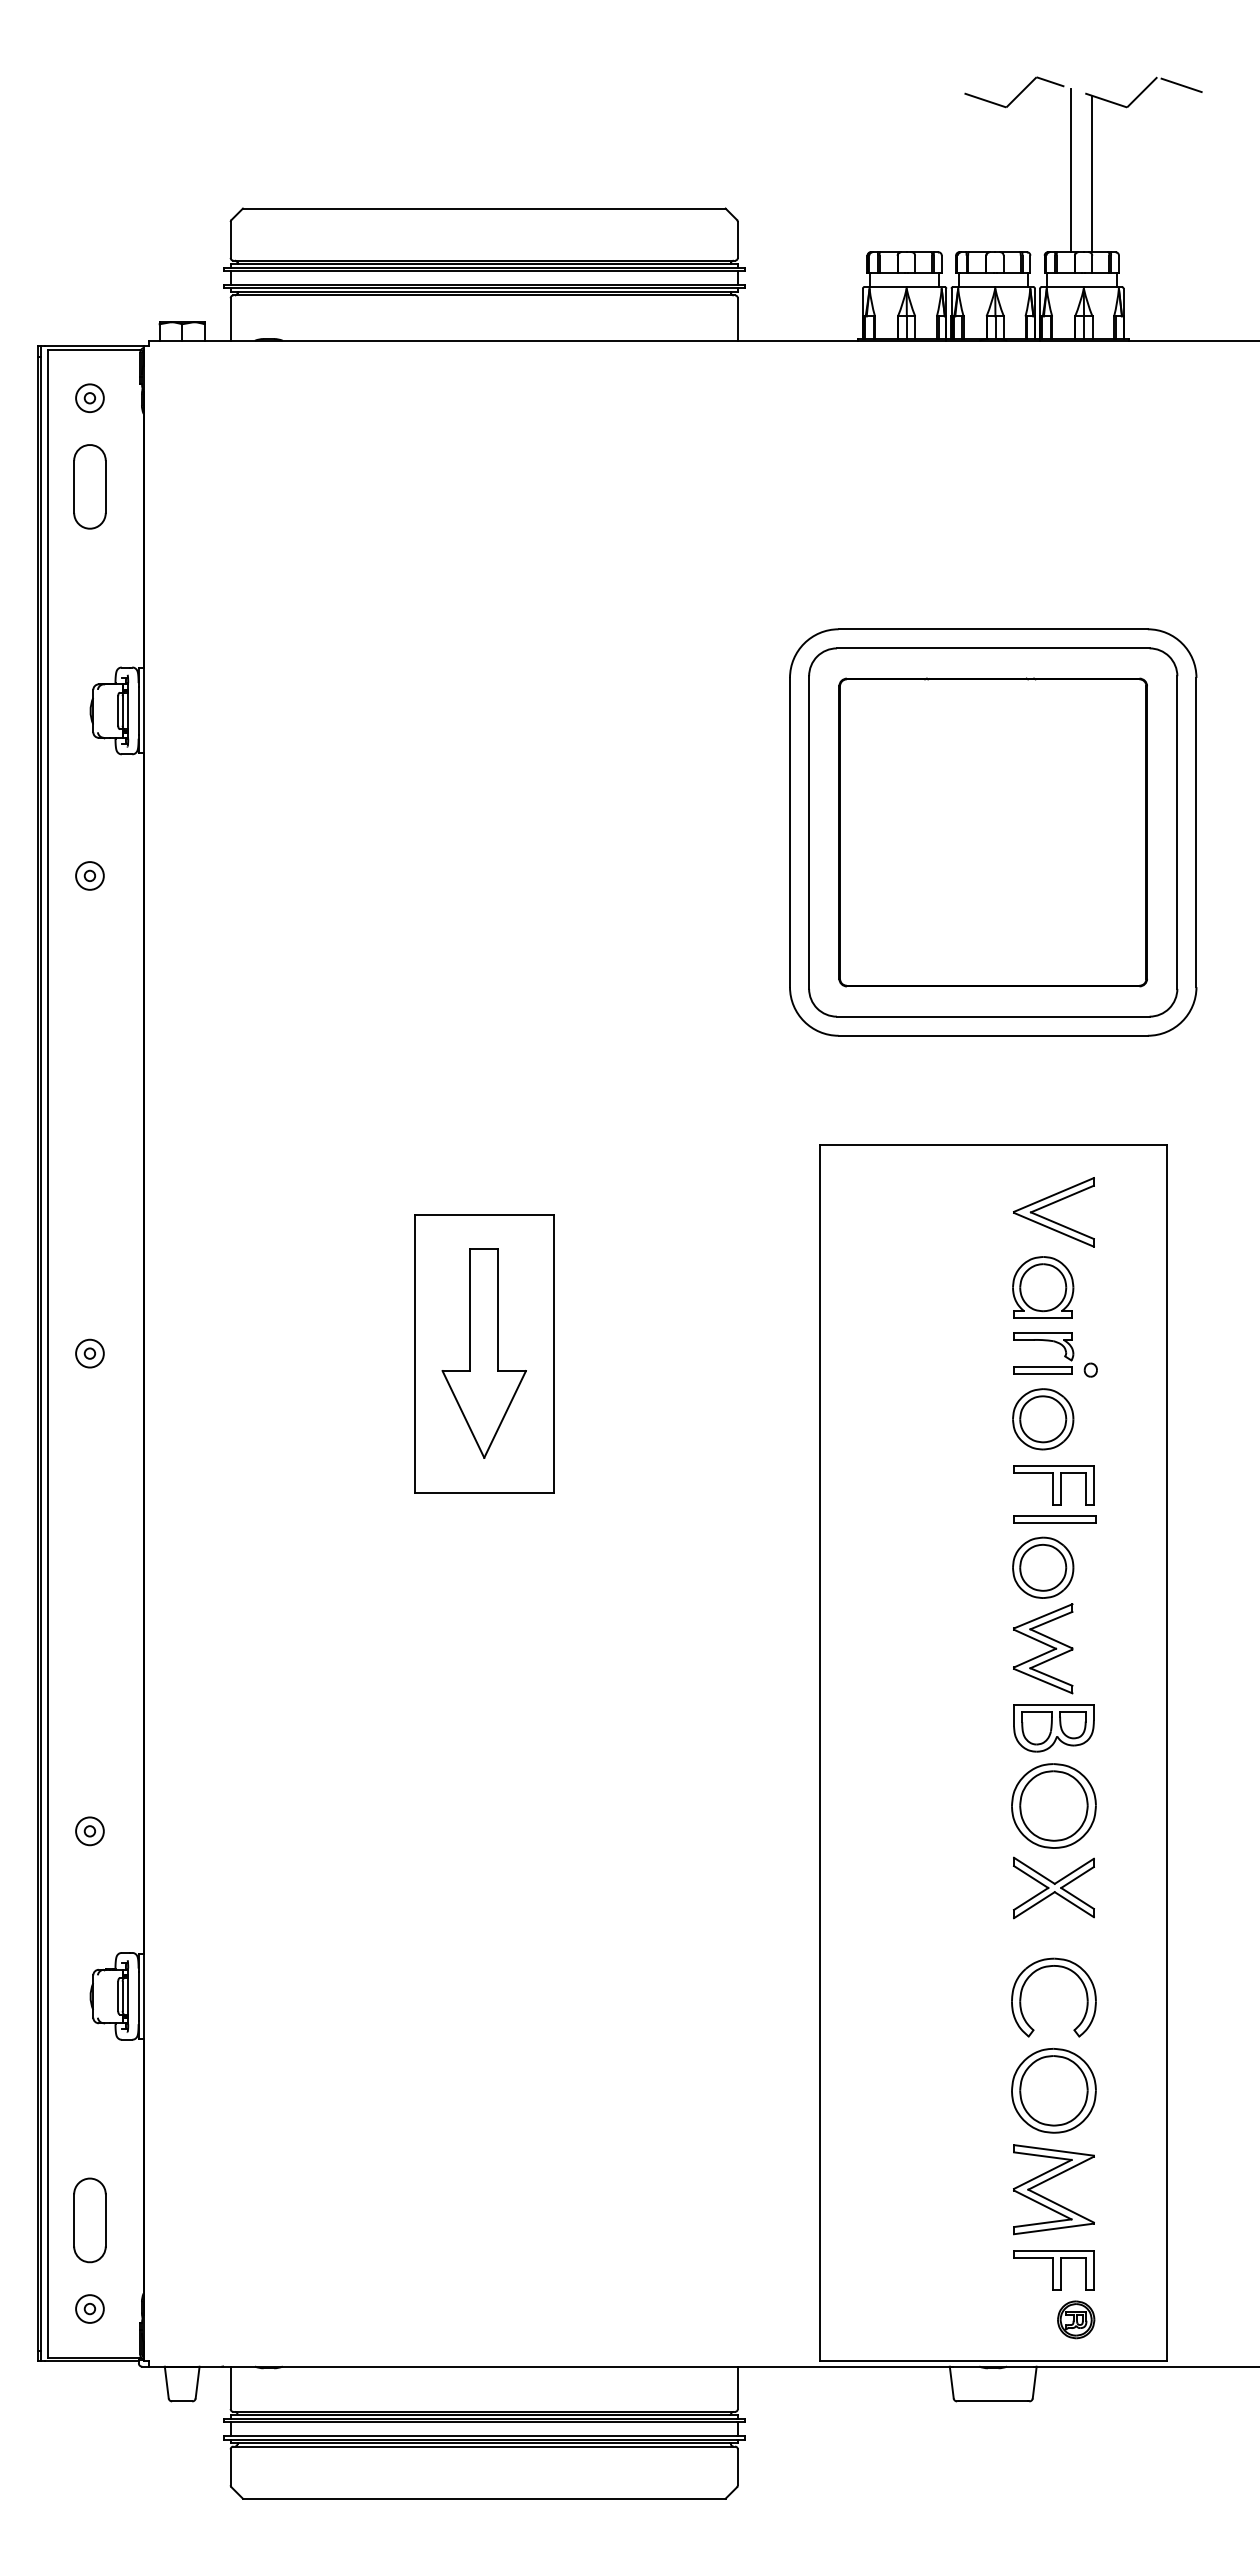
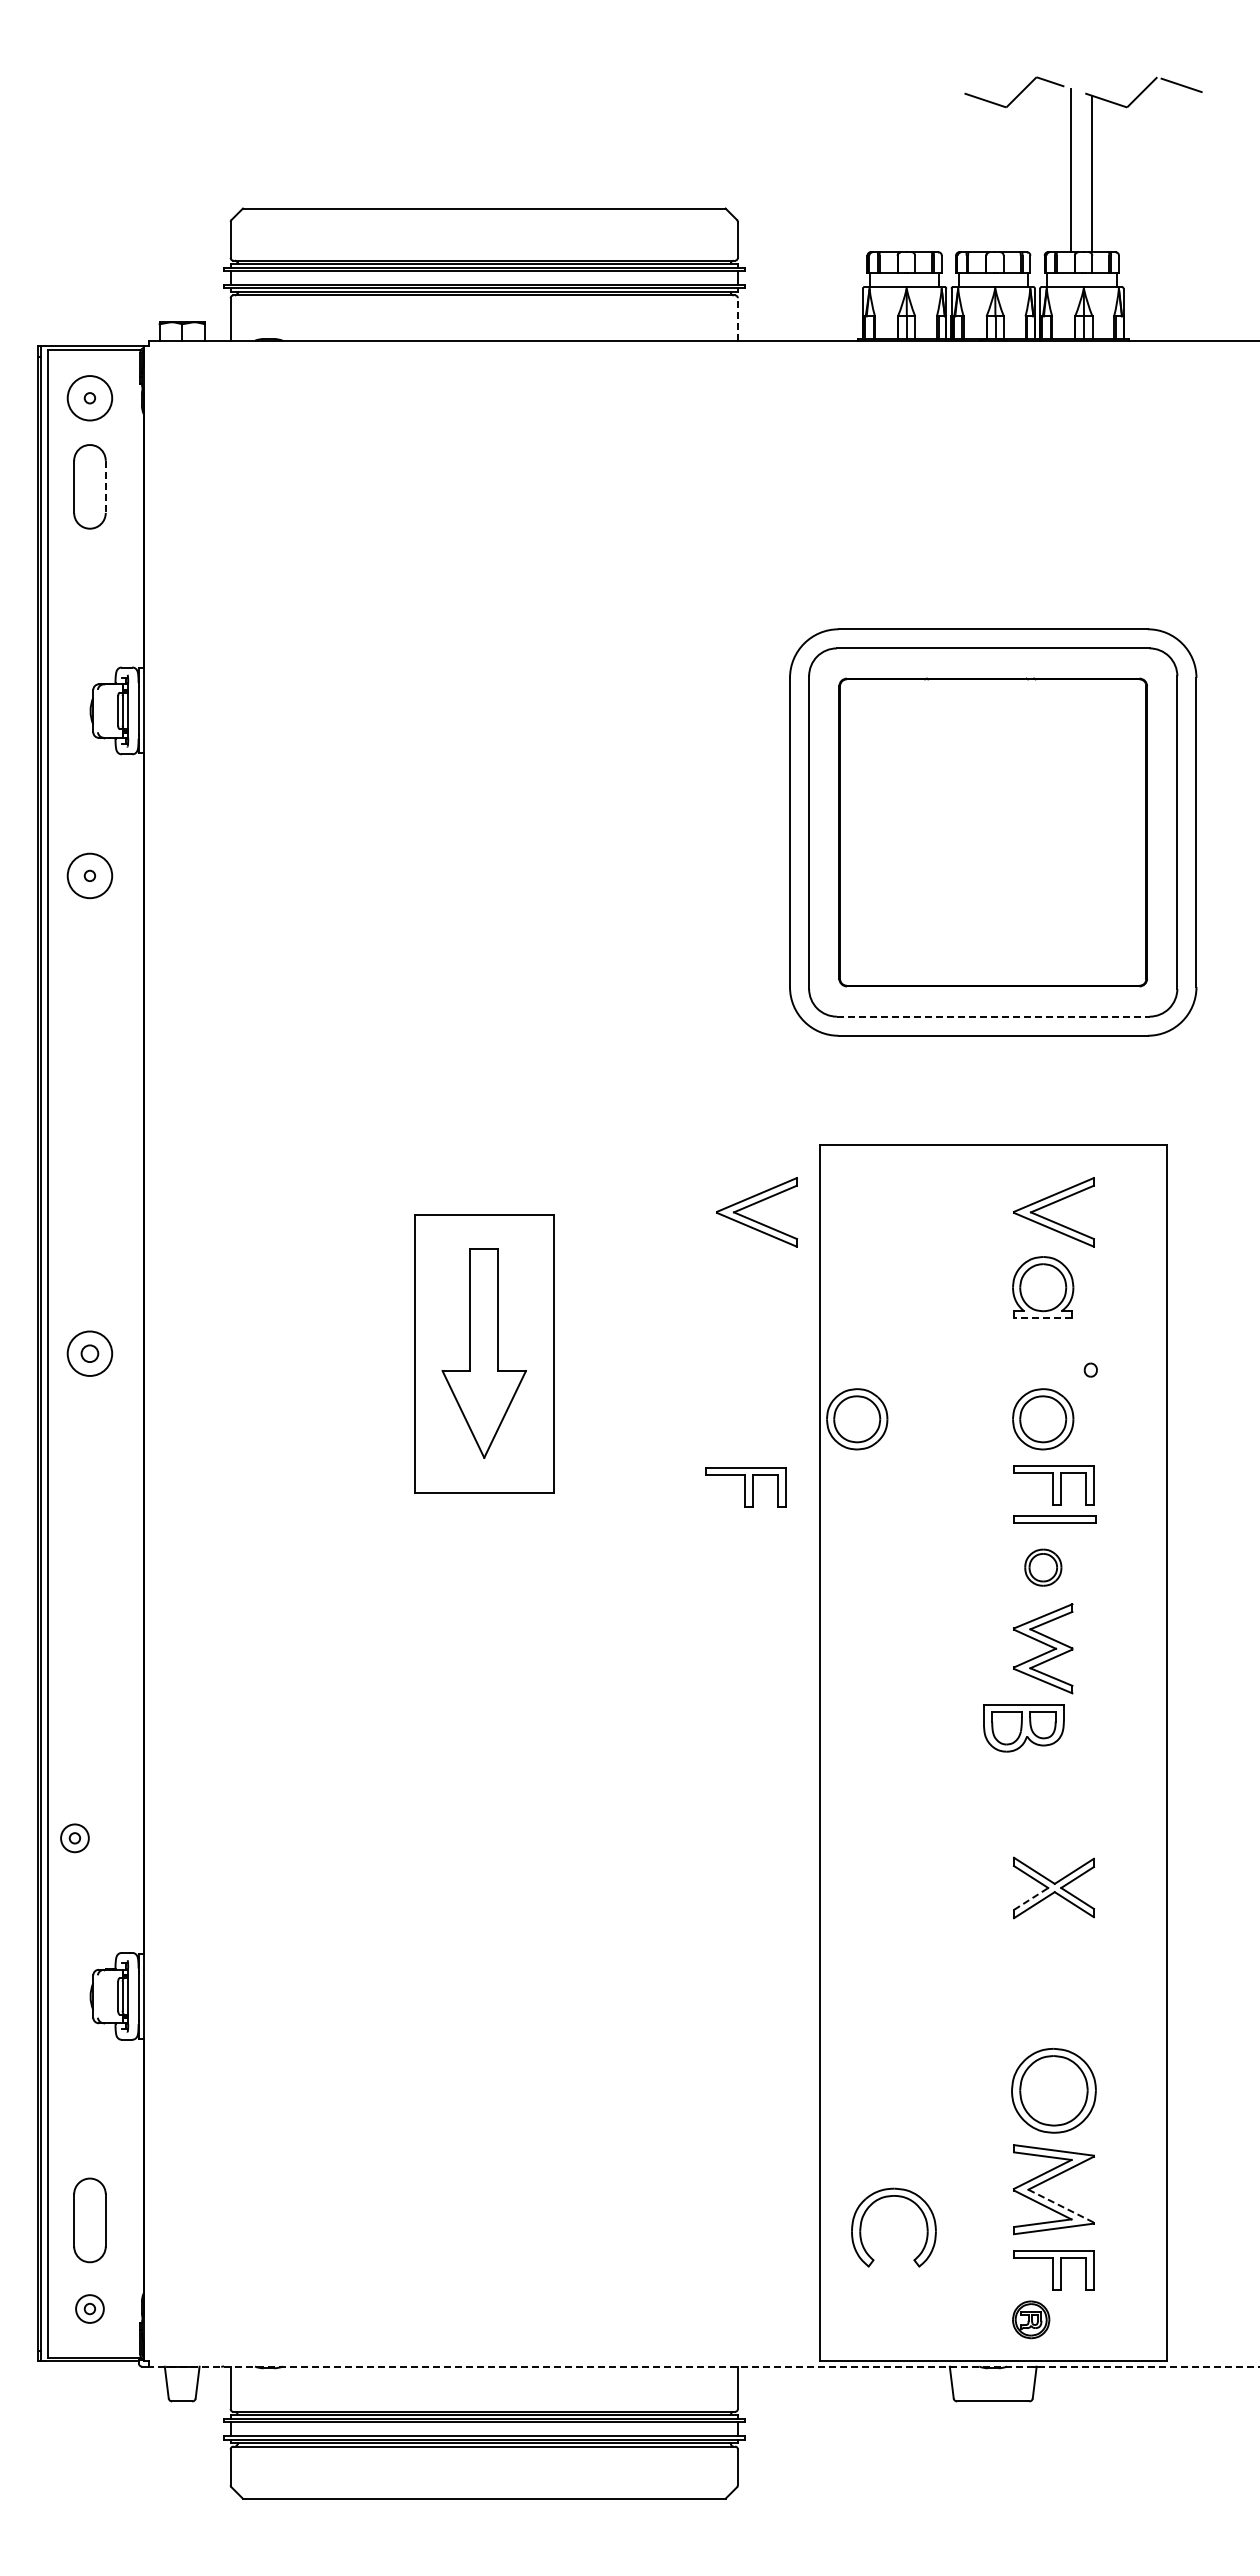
line: solid -> dashed (737, 319)
circle diameter: 28 px -> 44 px (89, 398)
line: solid -> dashed (105, 487)
circle diameter: 28 px -> 44 px (89, 875)
line: solid -> dashed (993, 1016)
part: none -> present (753, 1205)
line: solid -> dashed (1042, 1318)
part: present -> none (1044, 1341)
part size: 30x31 px -> 48x47 px (89, 1353)
part: none -> present (857, 1419)
part: none -> present (745, 1487)
part size: 63x63 px -> 39x39 px (1043, 1567)
part position: (1053, 1728) -> (1023, 1728) (1023, 1728)
part: present -> none (1053, 1805)
part position: (89, 1831) -> (74, 1838) (74, 1838)
line: solid -> dashed (1031, 1898)
part position: (1049, 1967) -> (889, 2197) (889, 2197)
line: solid -> dashed (1061, 2206)
part position: (1076, 2319) -> (1031, 2319) (1031, 2319)
line: solid -> dashed (703, 2366)
